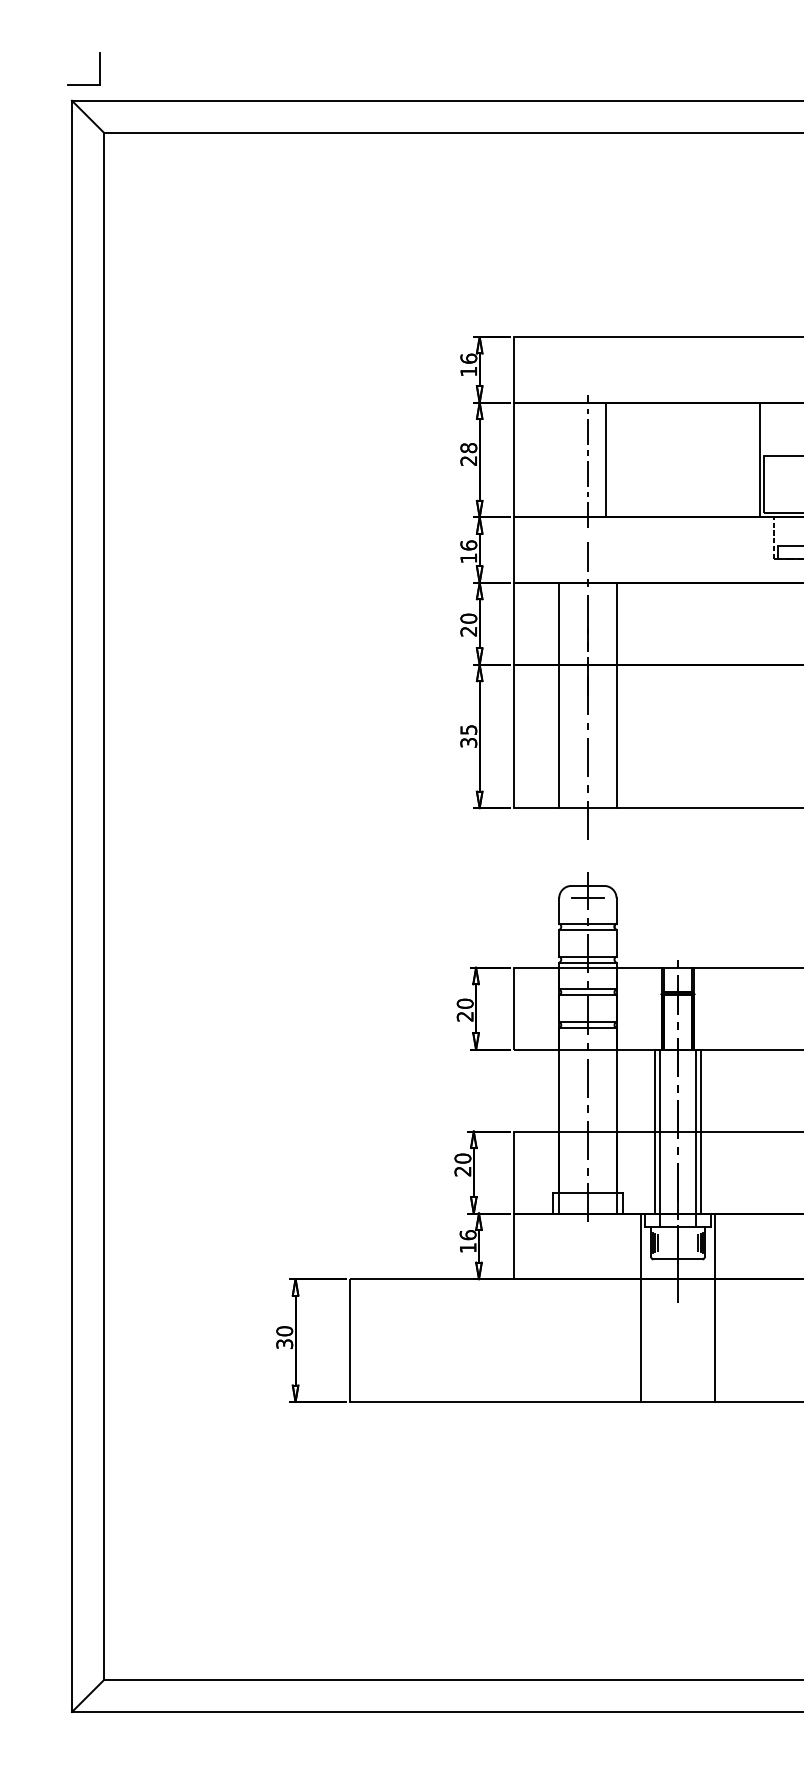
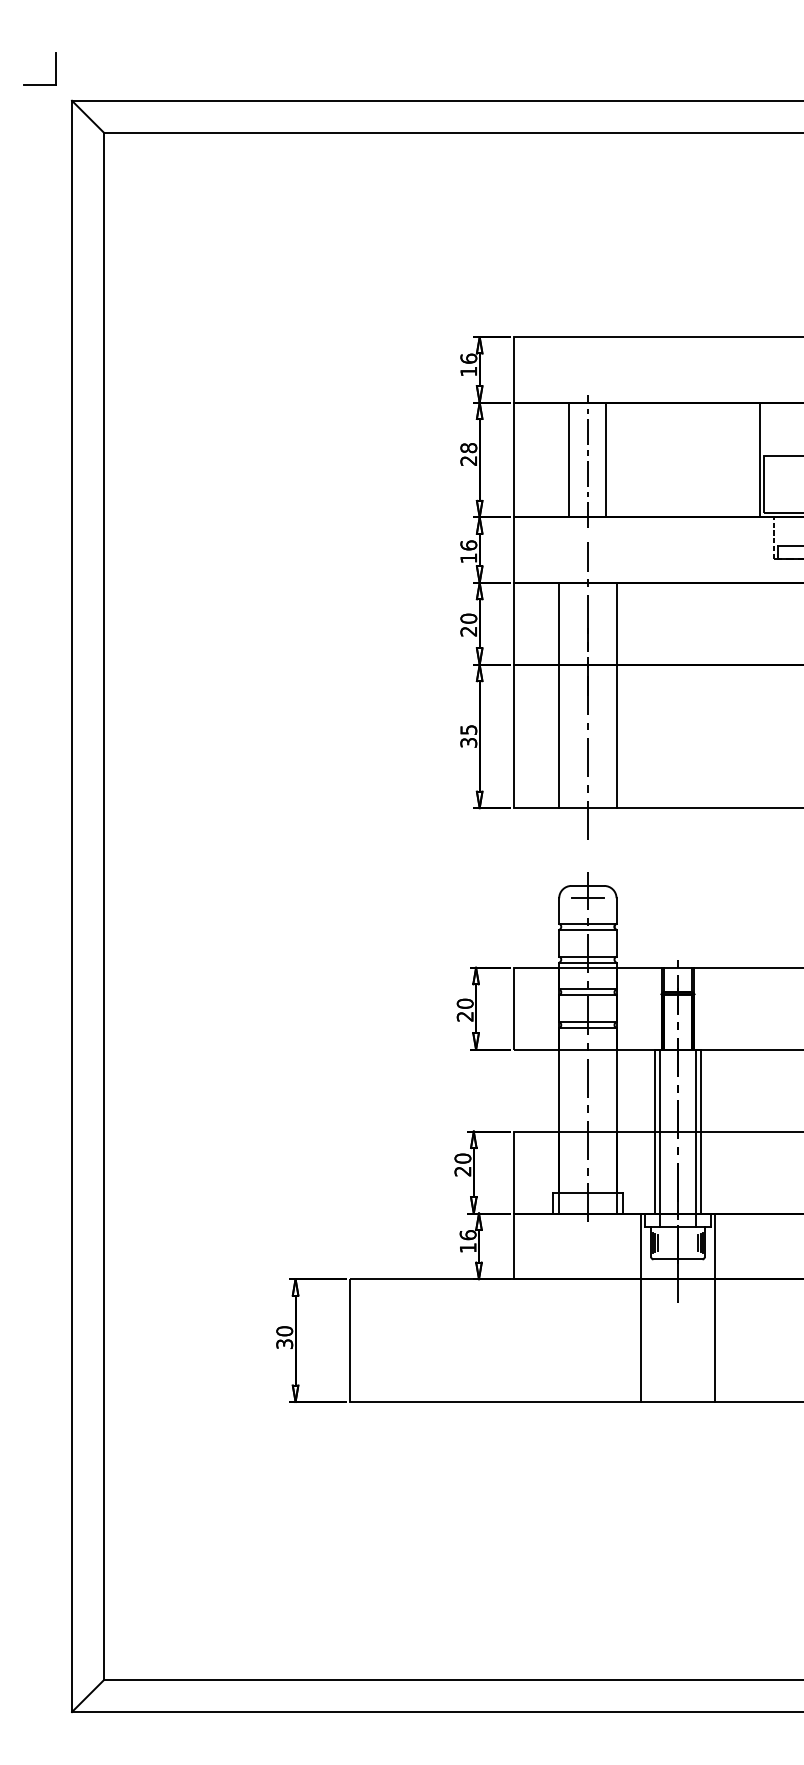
part position: (99, 68) -> (55, 68) (55, 68)
line: none -> present (569, 459)
